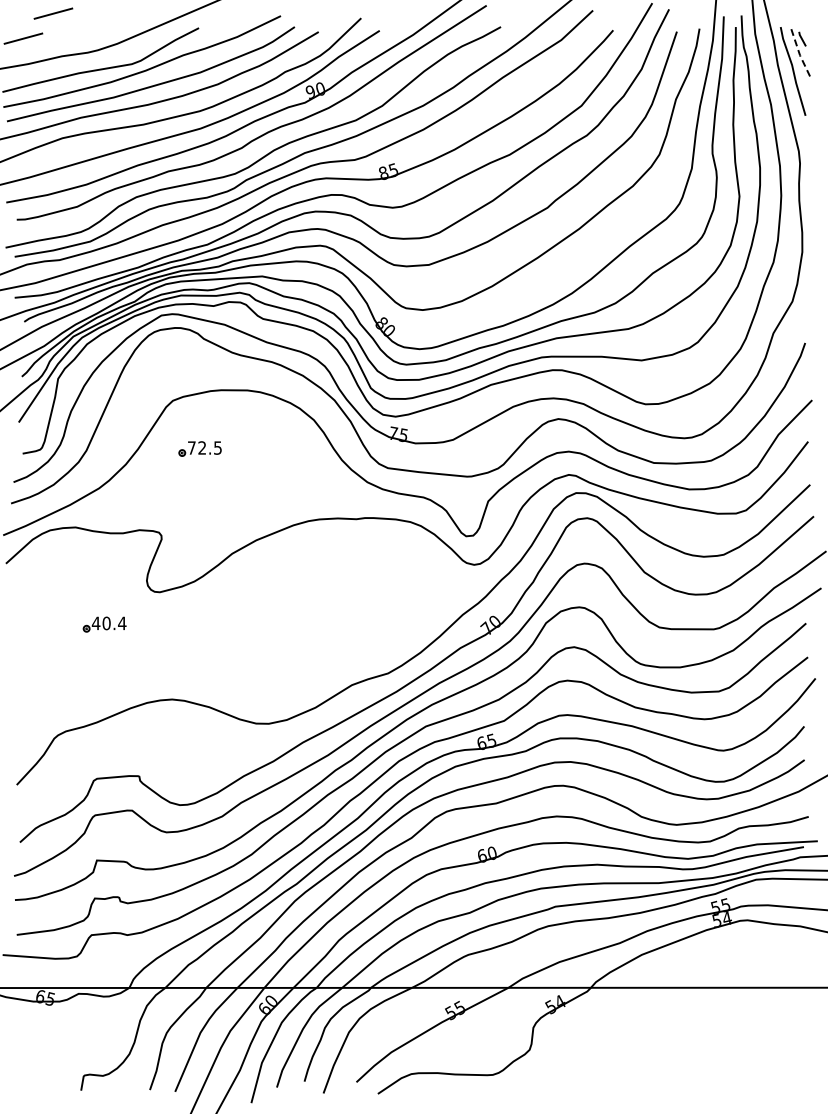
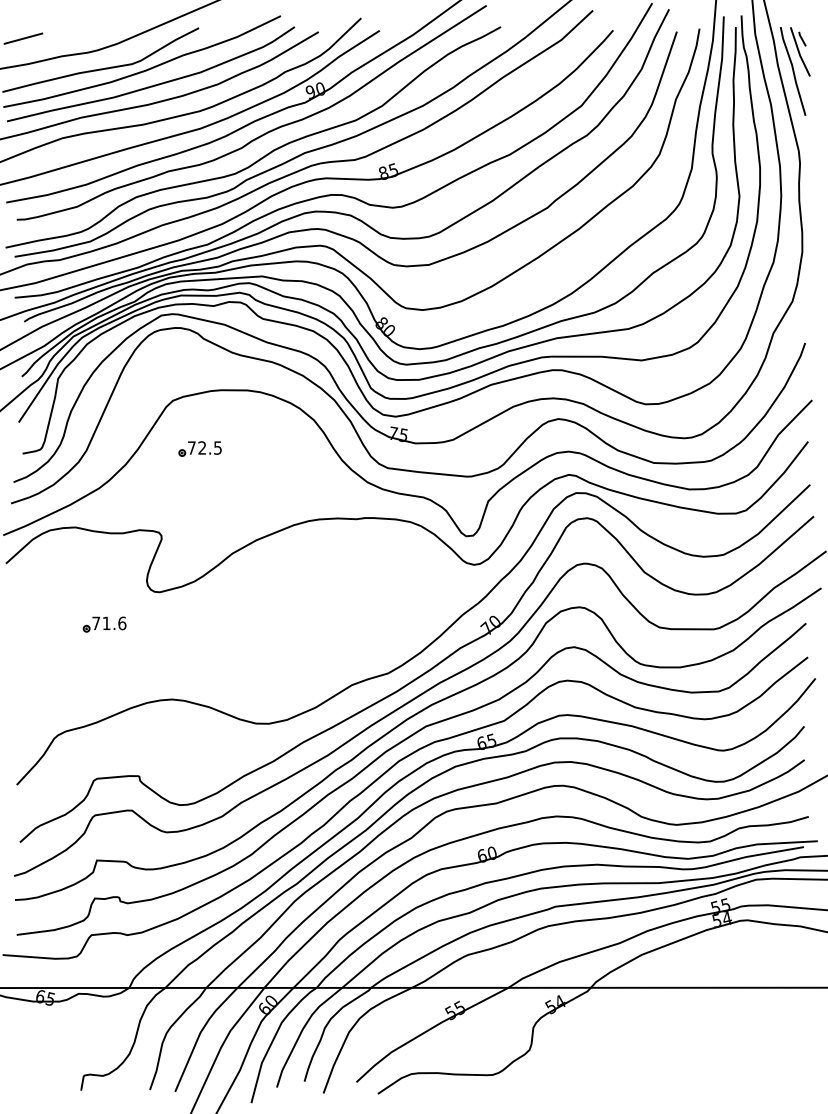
line: present -> none (53, 13)
line: dashed -> solid (799, 52)
text: 40.4 -> 71.6 (108, 623)
